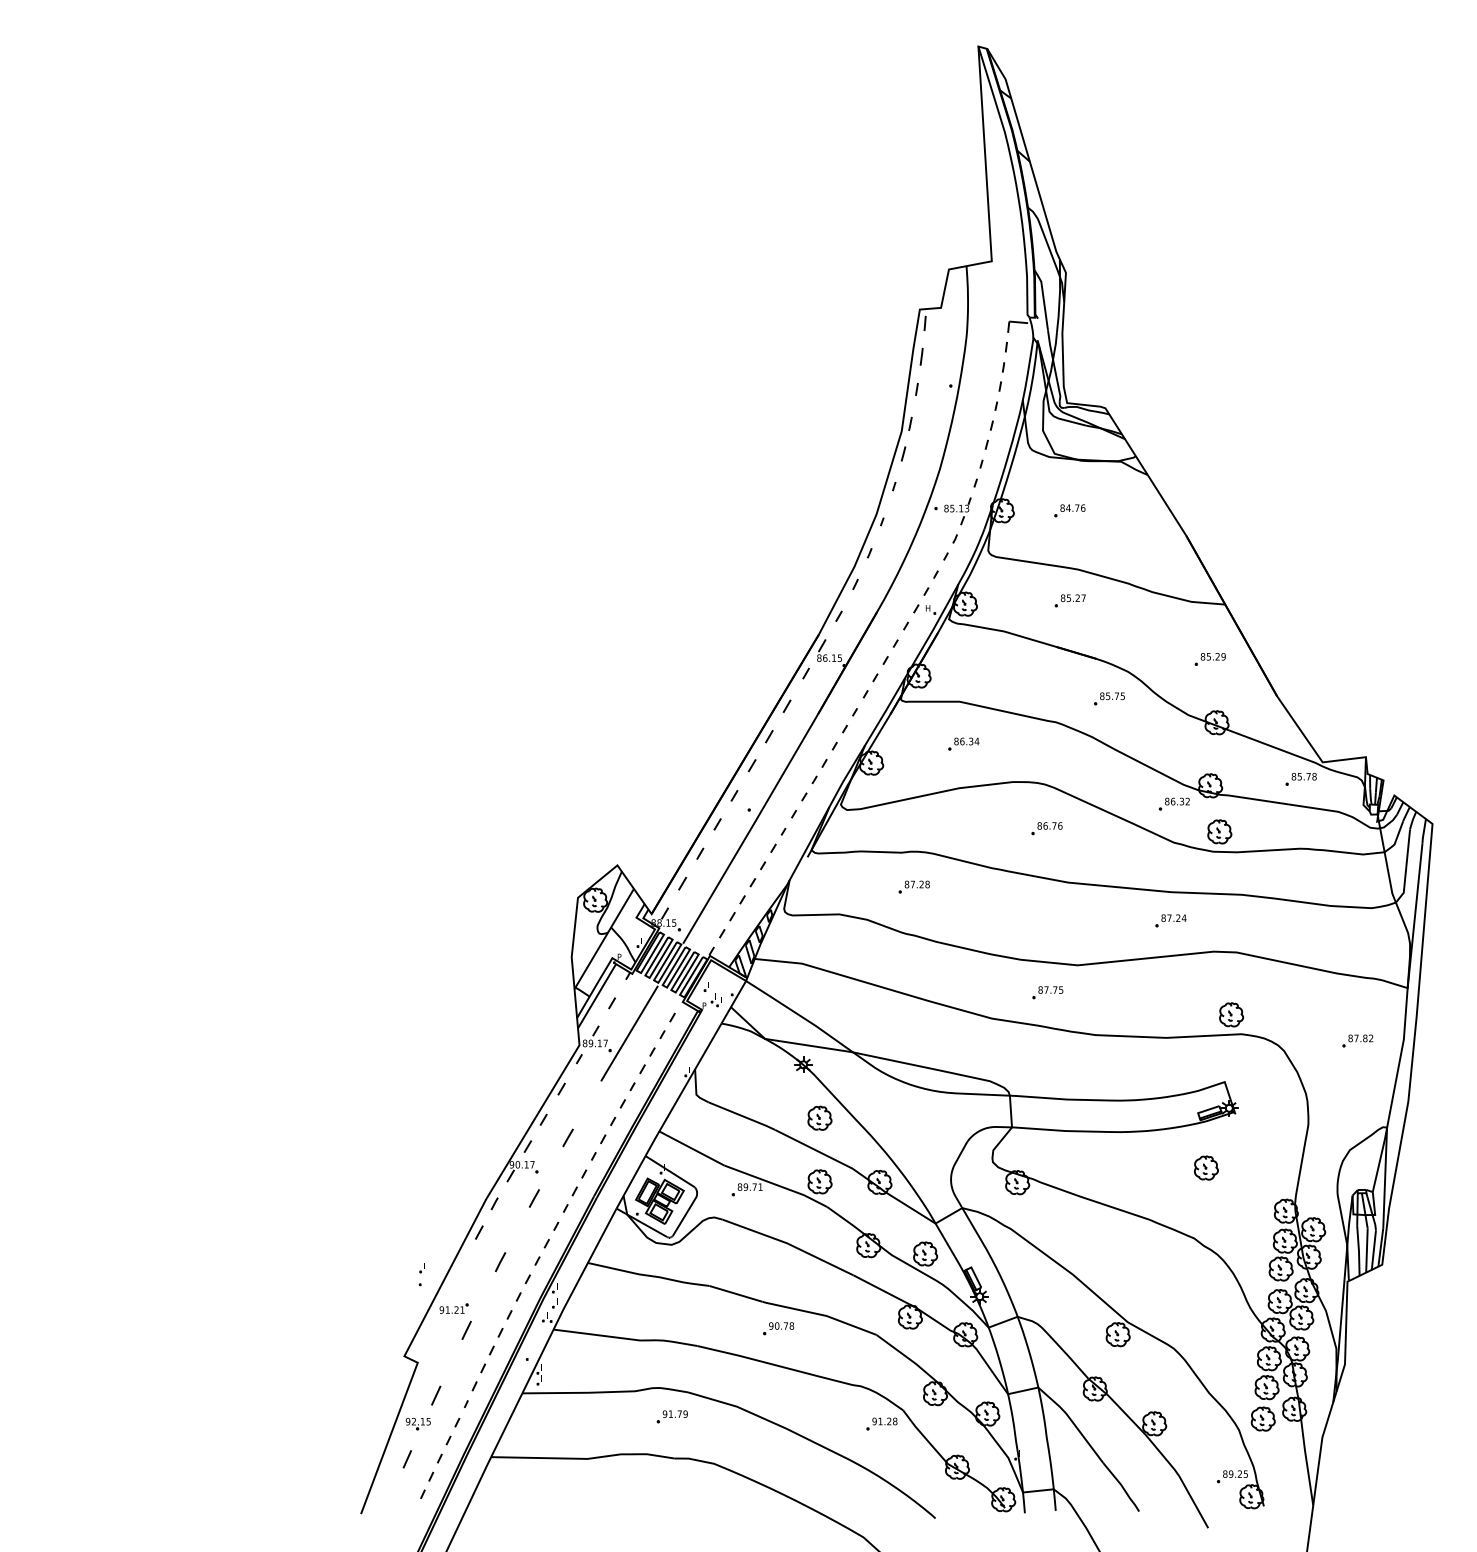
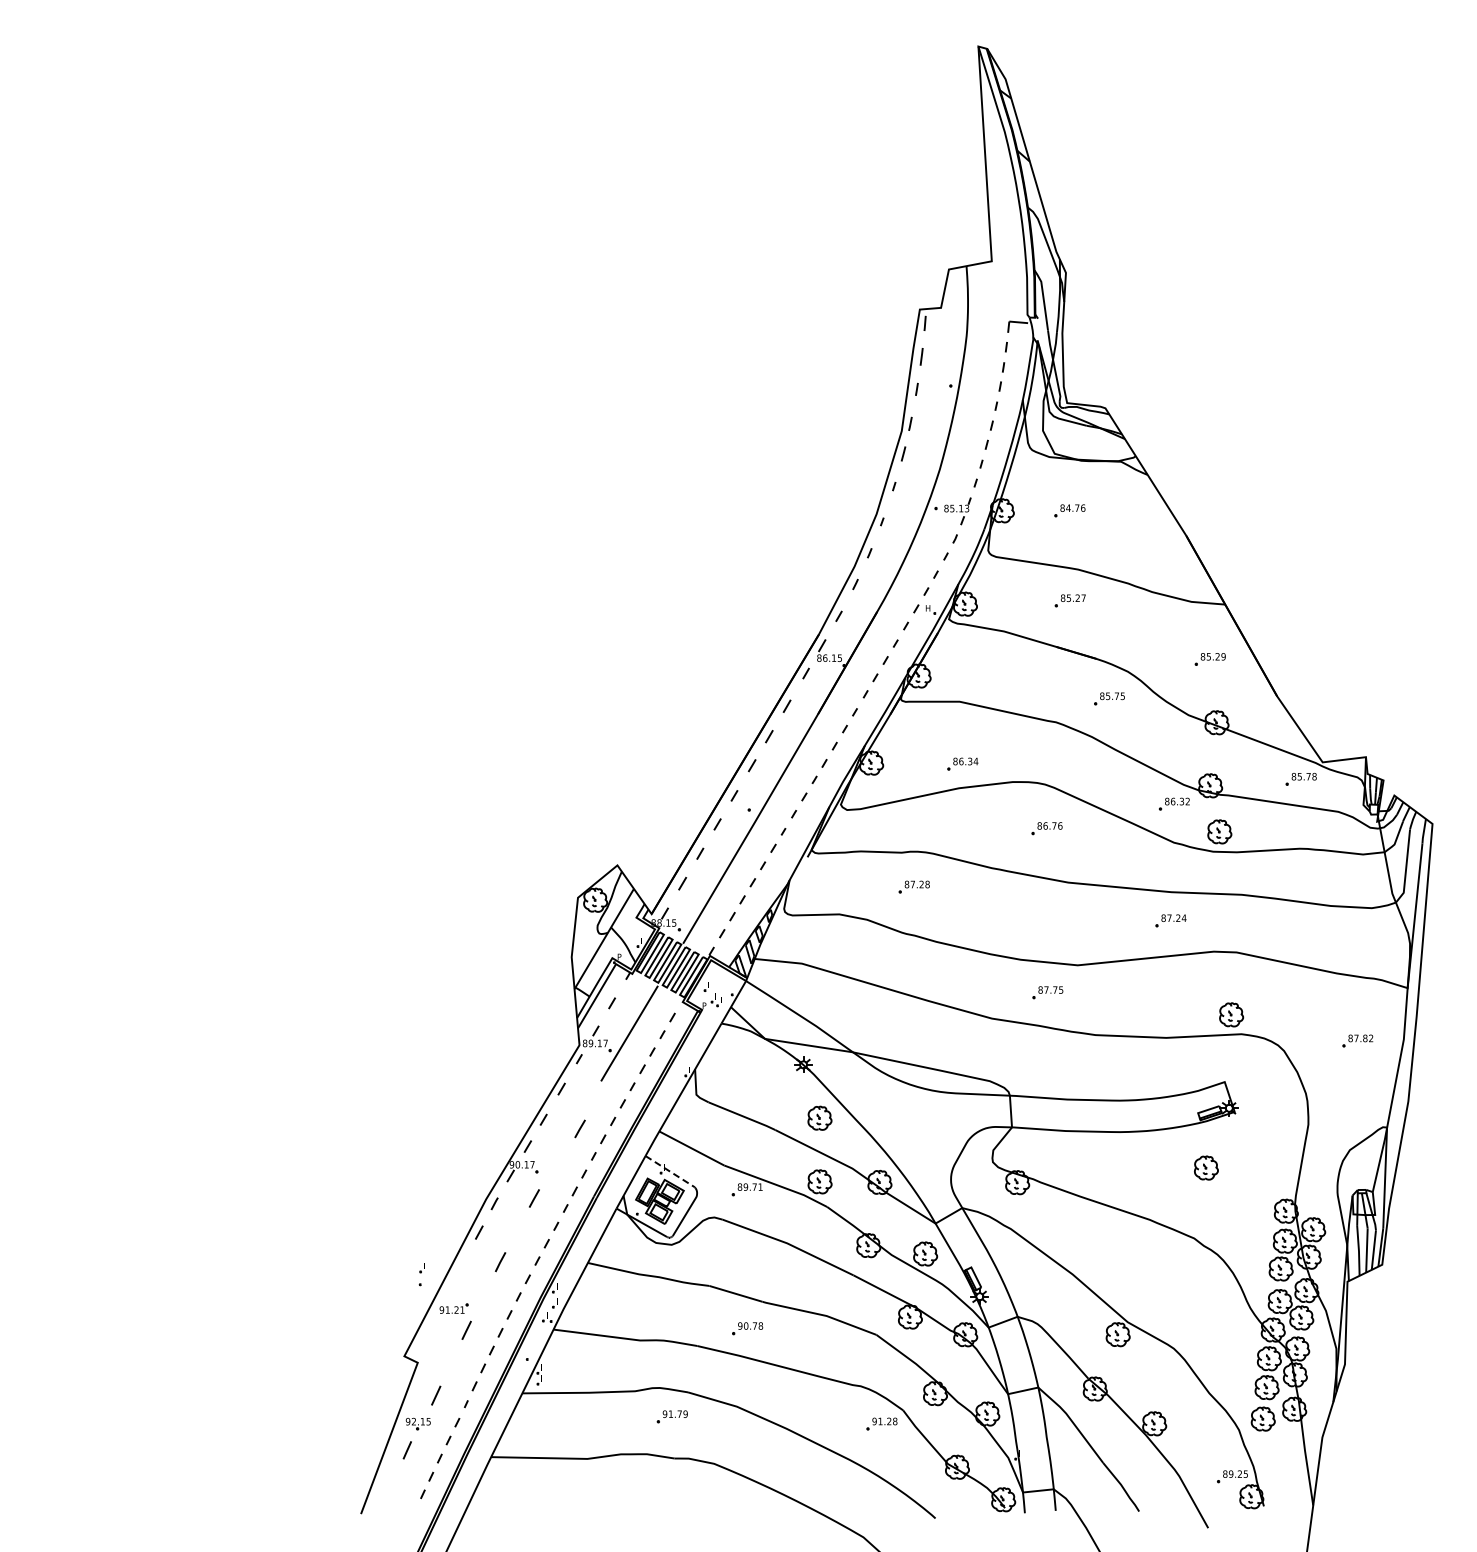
part position: (963, 743) -> (962, 763) (962, 763)
line position: (567, 1137) -> (579, 1128) (579, 1128)
line: solid -> dashed (670, 1171)
part position: (778, 1328) -> (747, 1328) (747, 1328)
line position: (406, 1459) -> (406, 1450) (406, 1450)
